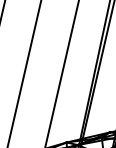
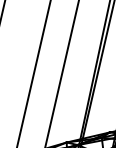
line position: (24, 73) -> (33, 73) (33, 73)
